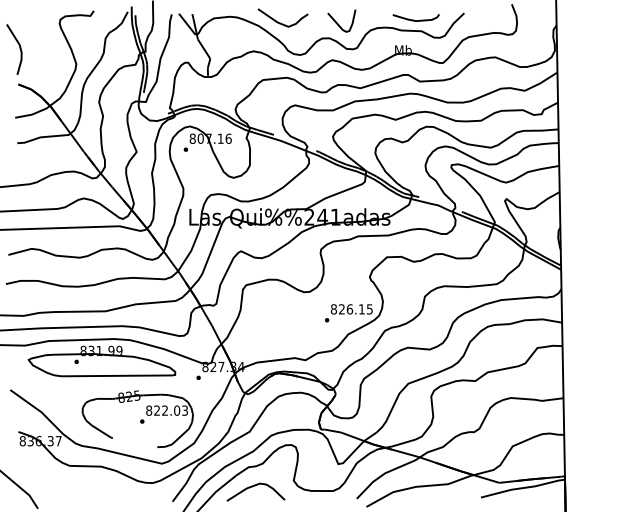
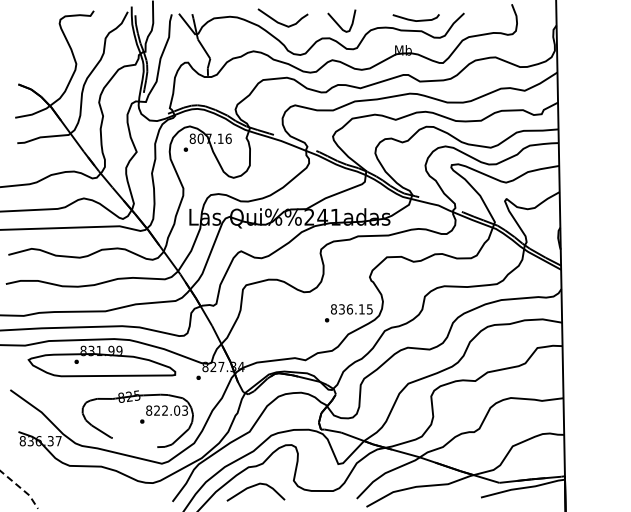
line: present -> none (19, 49)
text: 826.15 -> 836.15 (341, 309)
line: solid -> dashed (21, 488)
